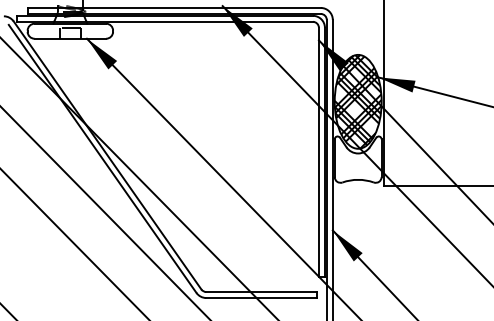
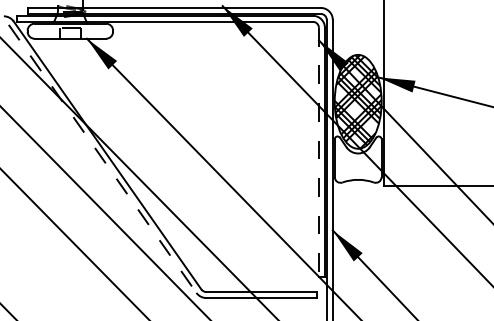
line: solid -> dashed (318, 152)
line: solid -> dashed (102, 158)
